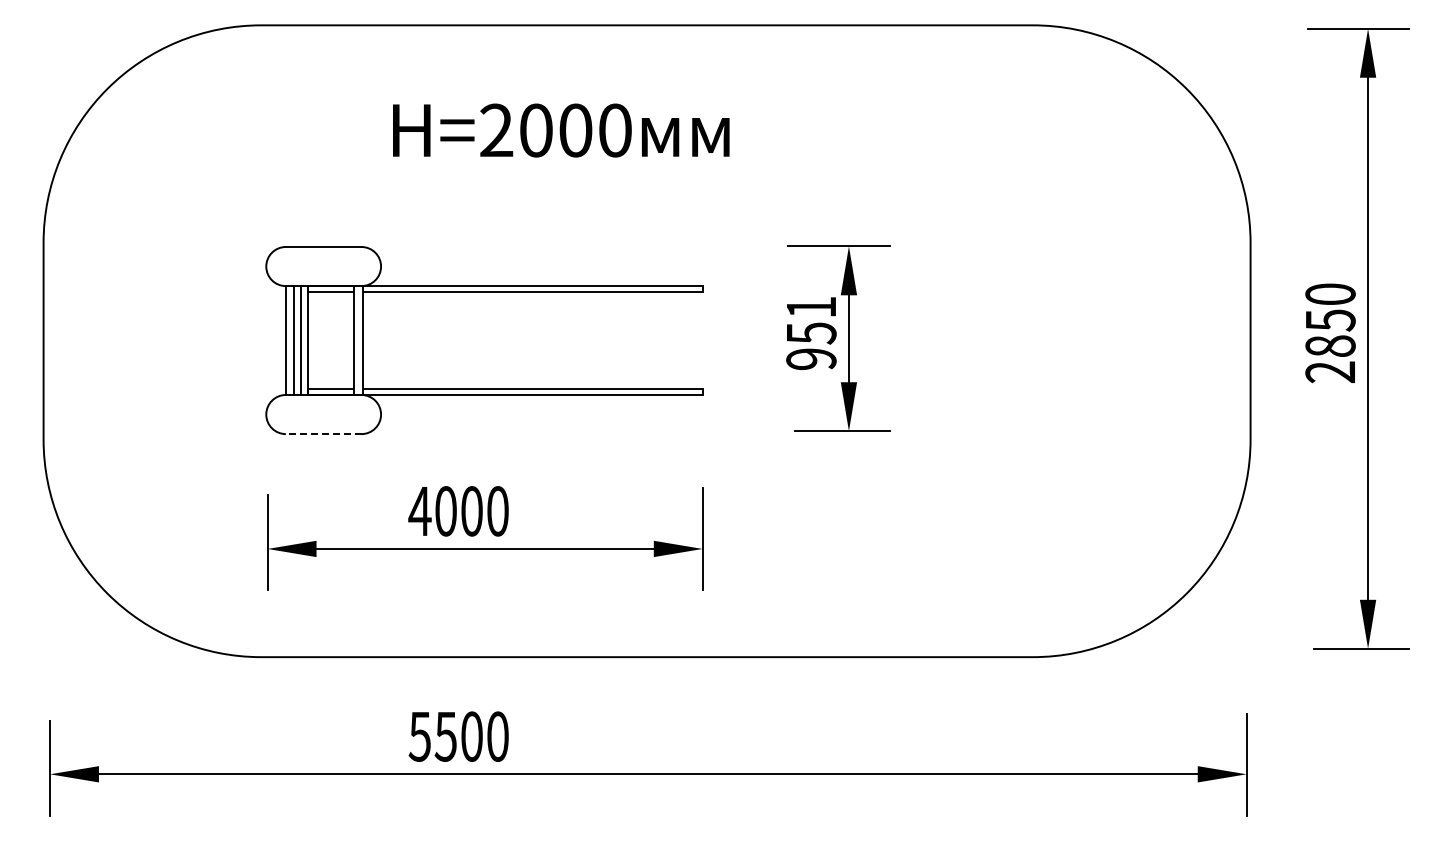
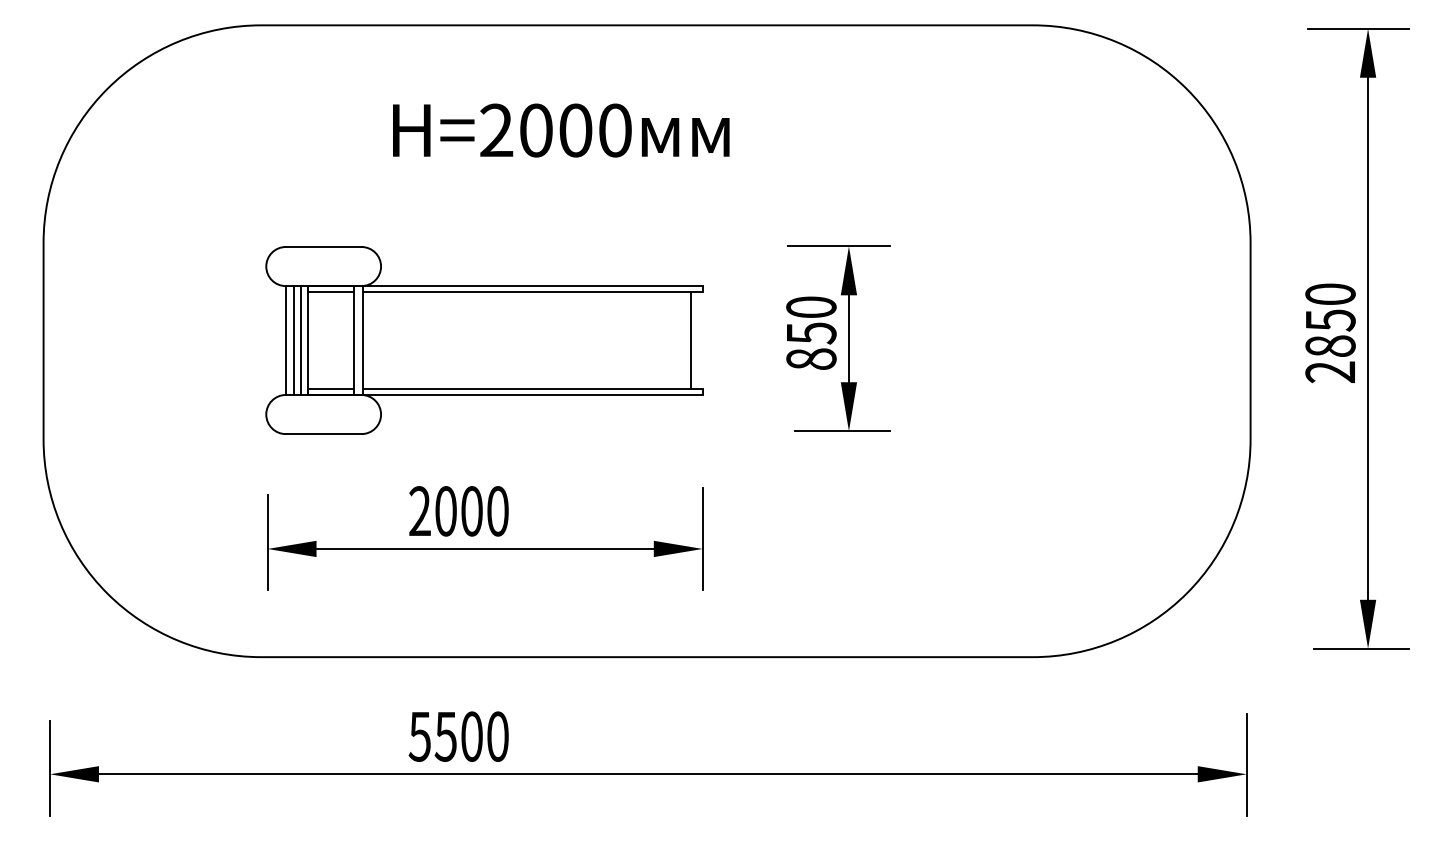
text: 951 -> 850 (811, 332)
line: none -> present (691, 340)
line: dashed -> solid (323, 434)
text: 4000 -> 2000 (419, 510)
